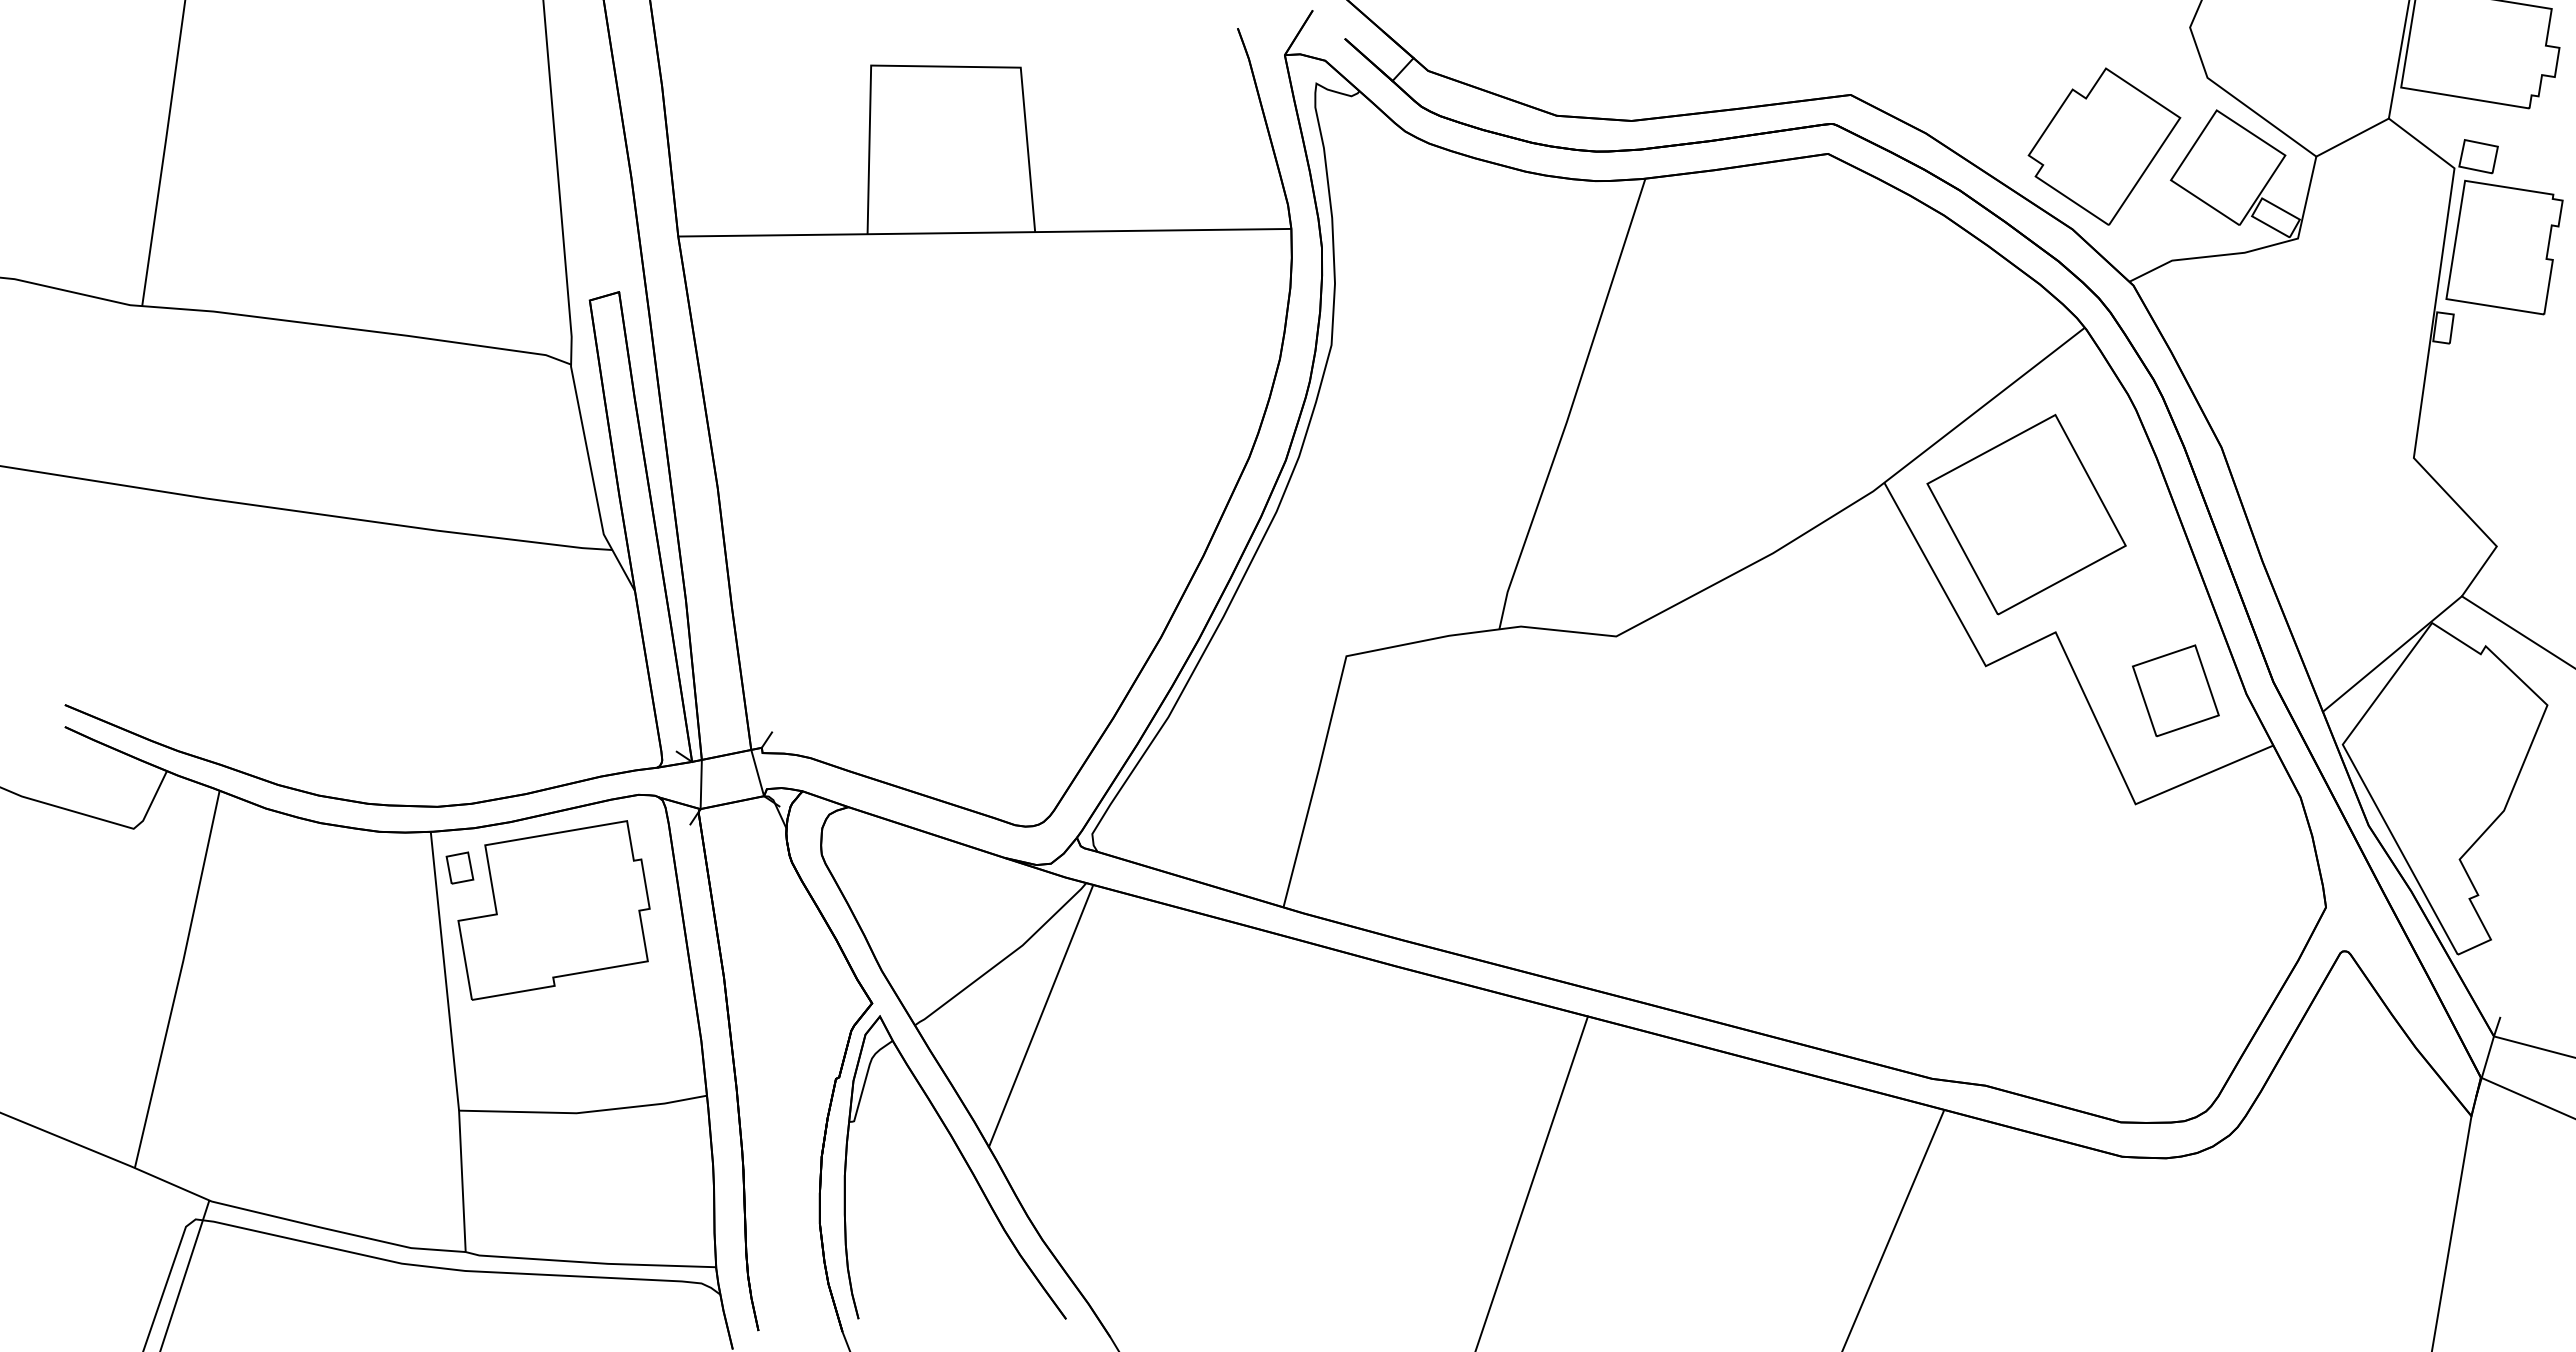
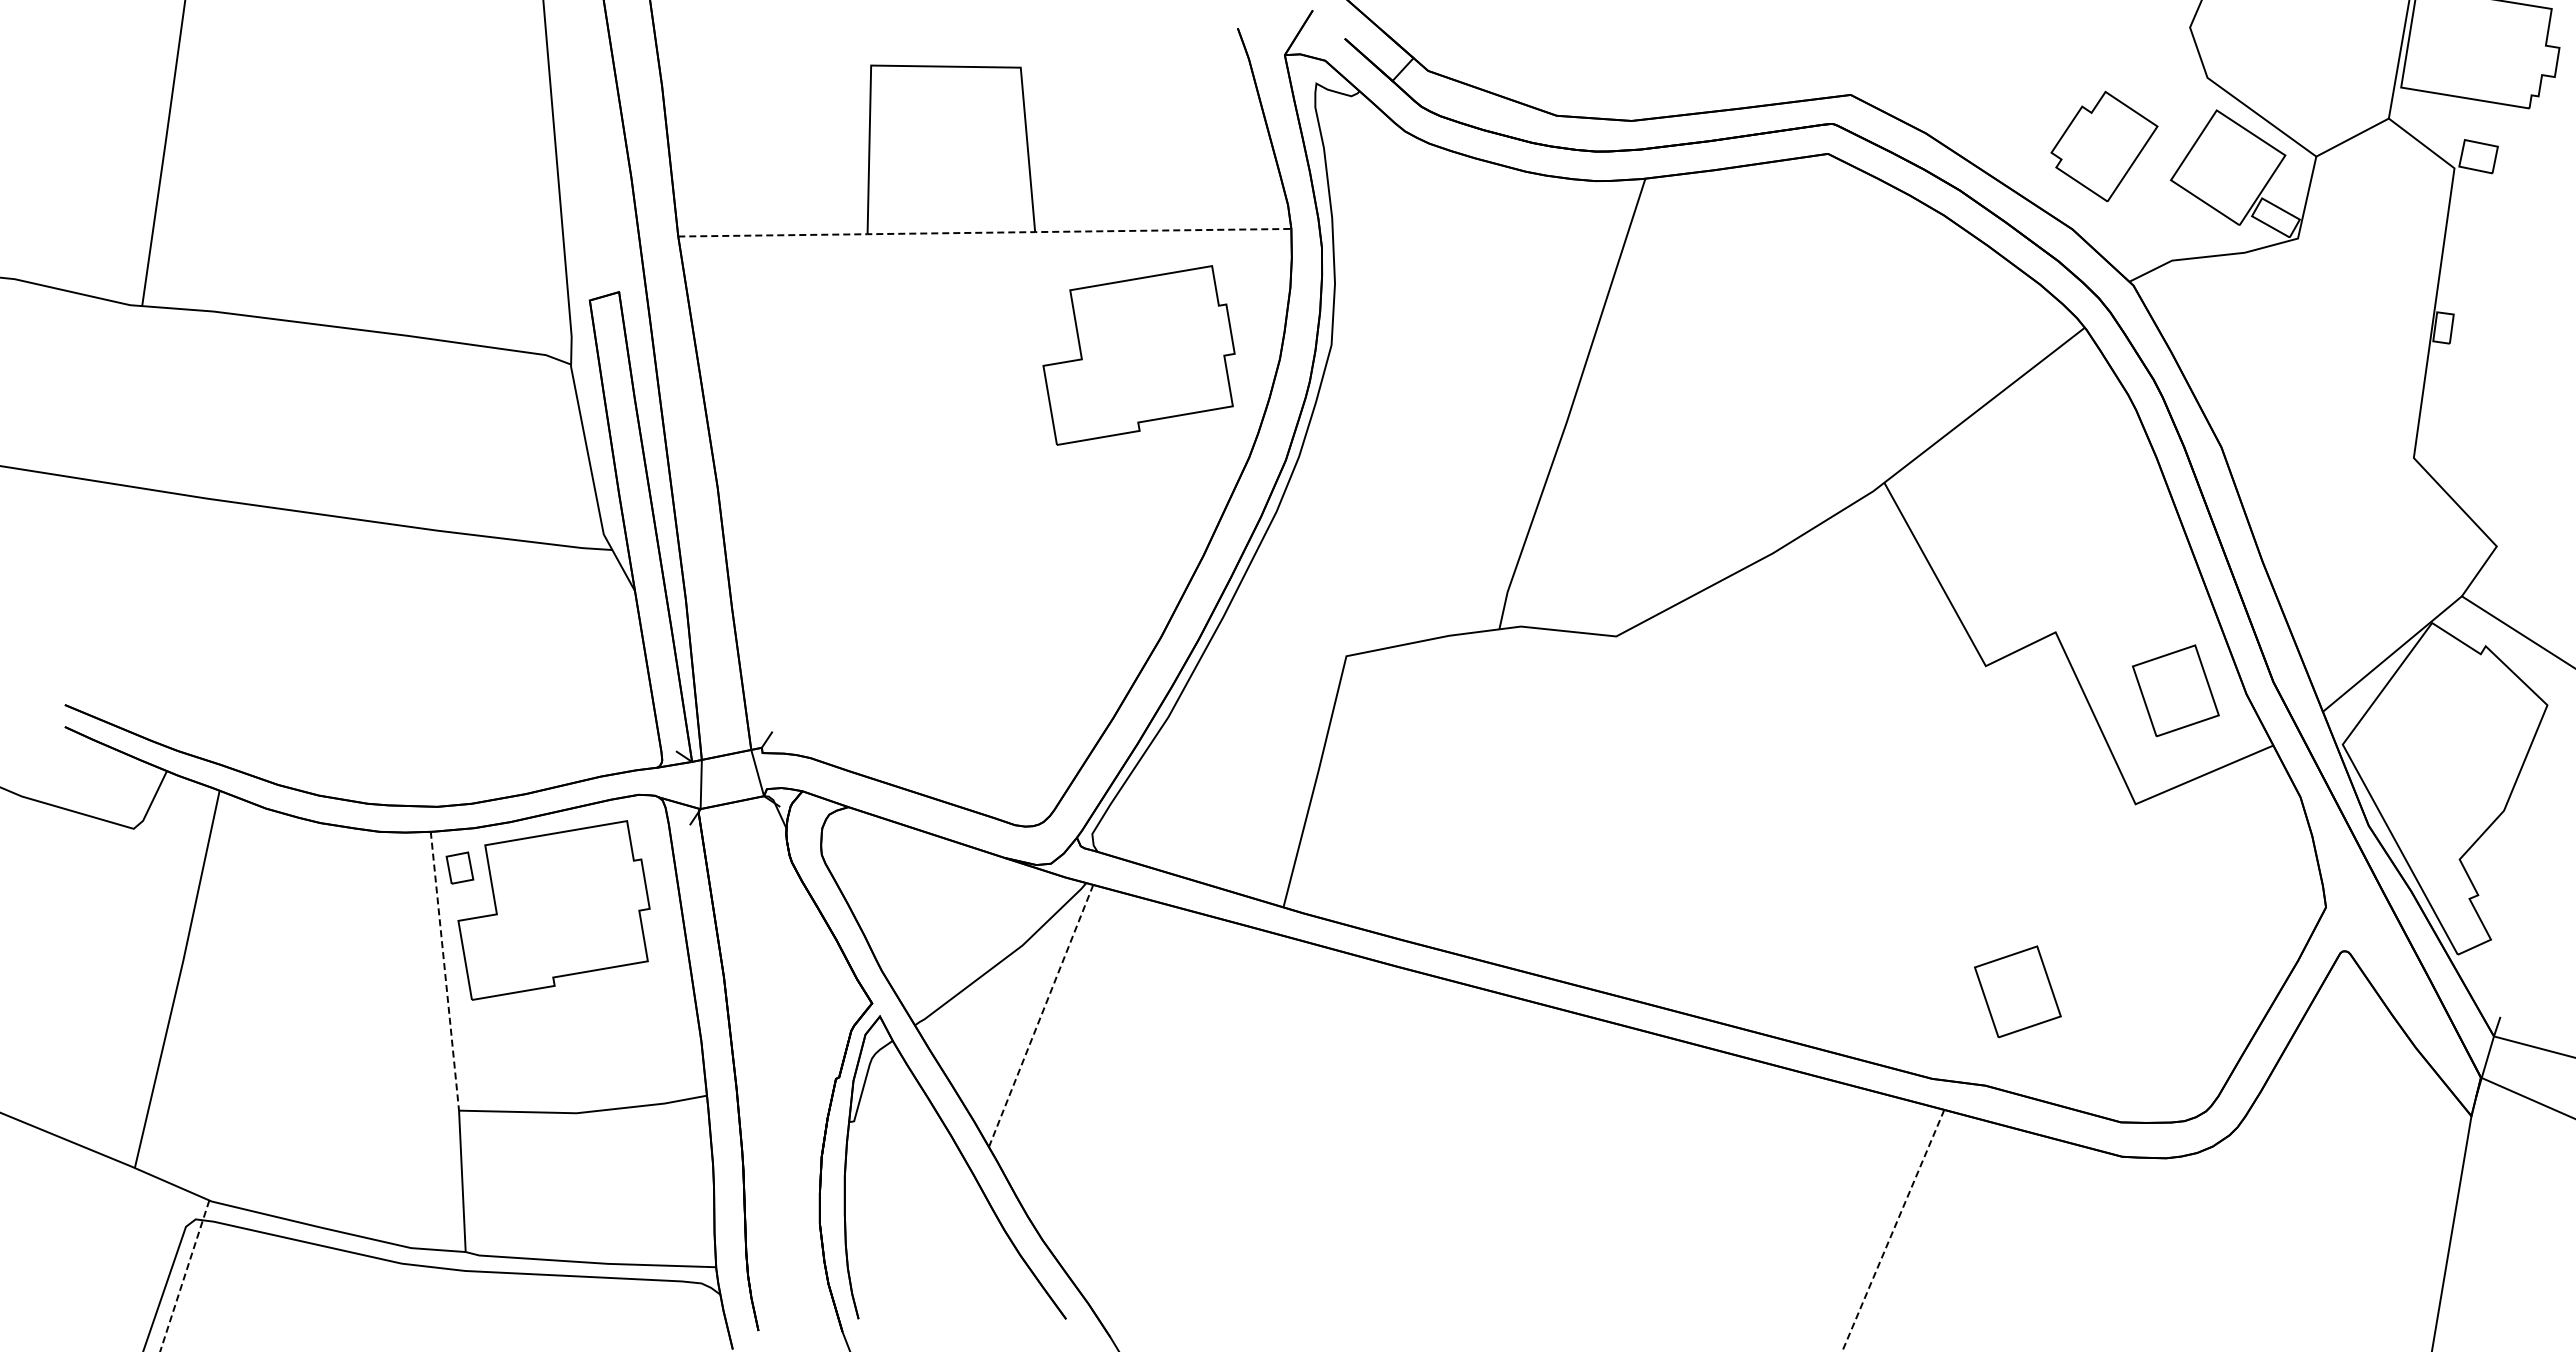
part size: 155x159 px -> 109x112 px (2104, 145)
line: solid -> dashed (985, 232)
part: present -> none (2504, 247)
part: none -> present (1138, 355)
part: present -> none (2026, 514)
line: solid -> dashed (445, 971)
part: none -> present (2017, 991)
line: solid -> dashed (1040, 1016)
line: present -> none (1531, 1182)
line: solid -> dashed (1893, 1230)
line: solid -> dashed (184, 1276)
